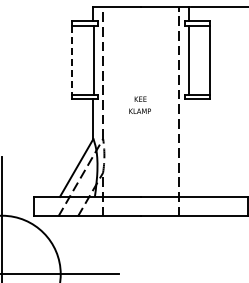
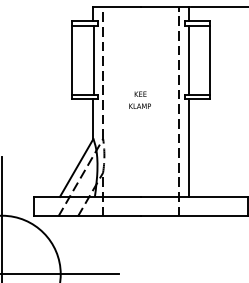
line: dashed -> solid (72, 60)
text position: (139, 104) -> (139, 99) (139, 99)
line: none -> present (188, 147)
